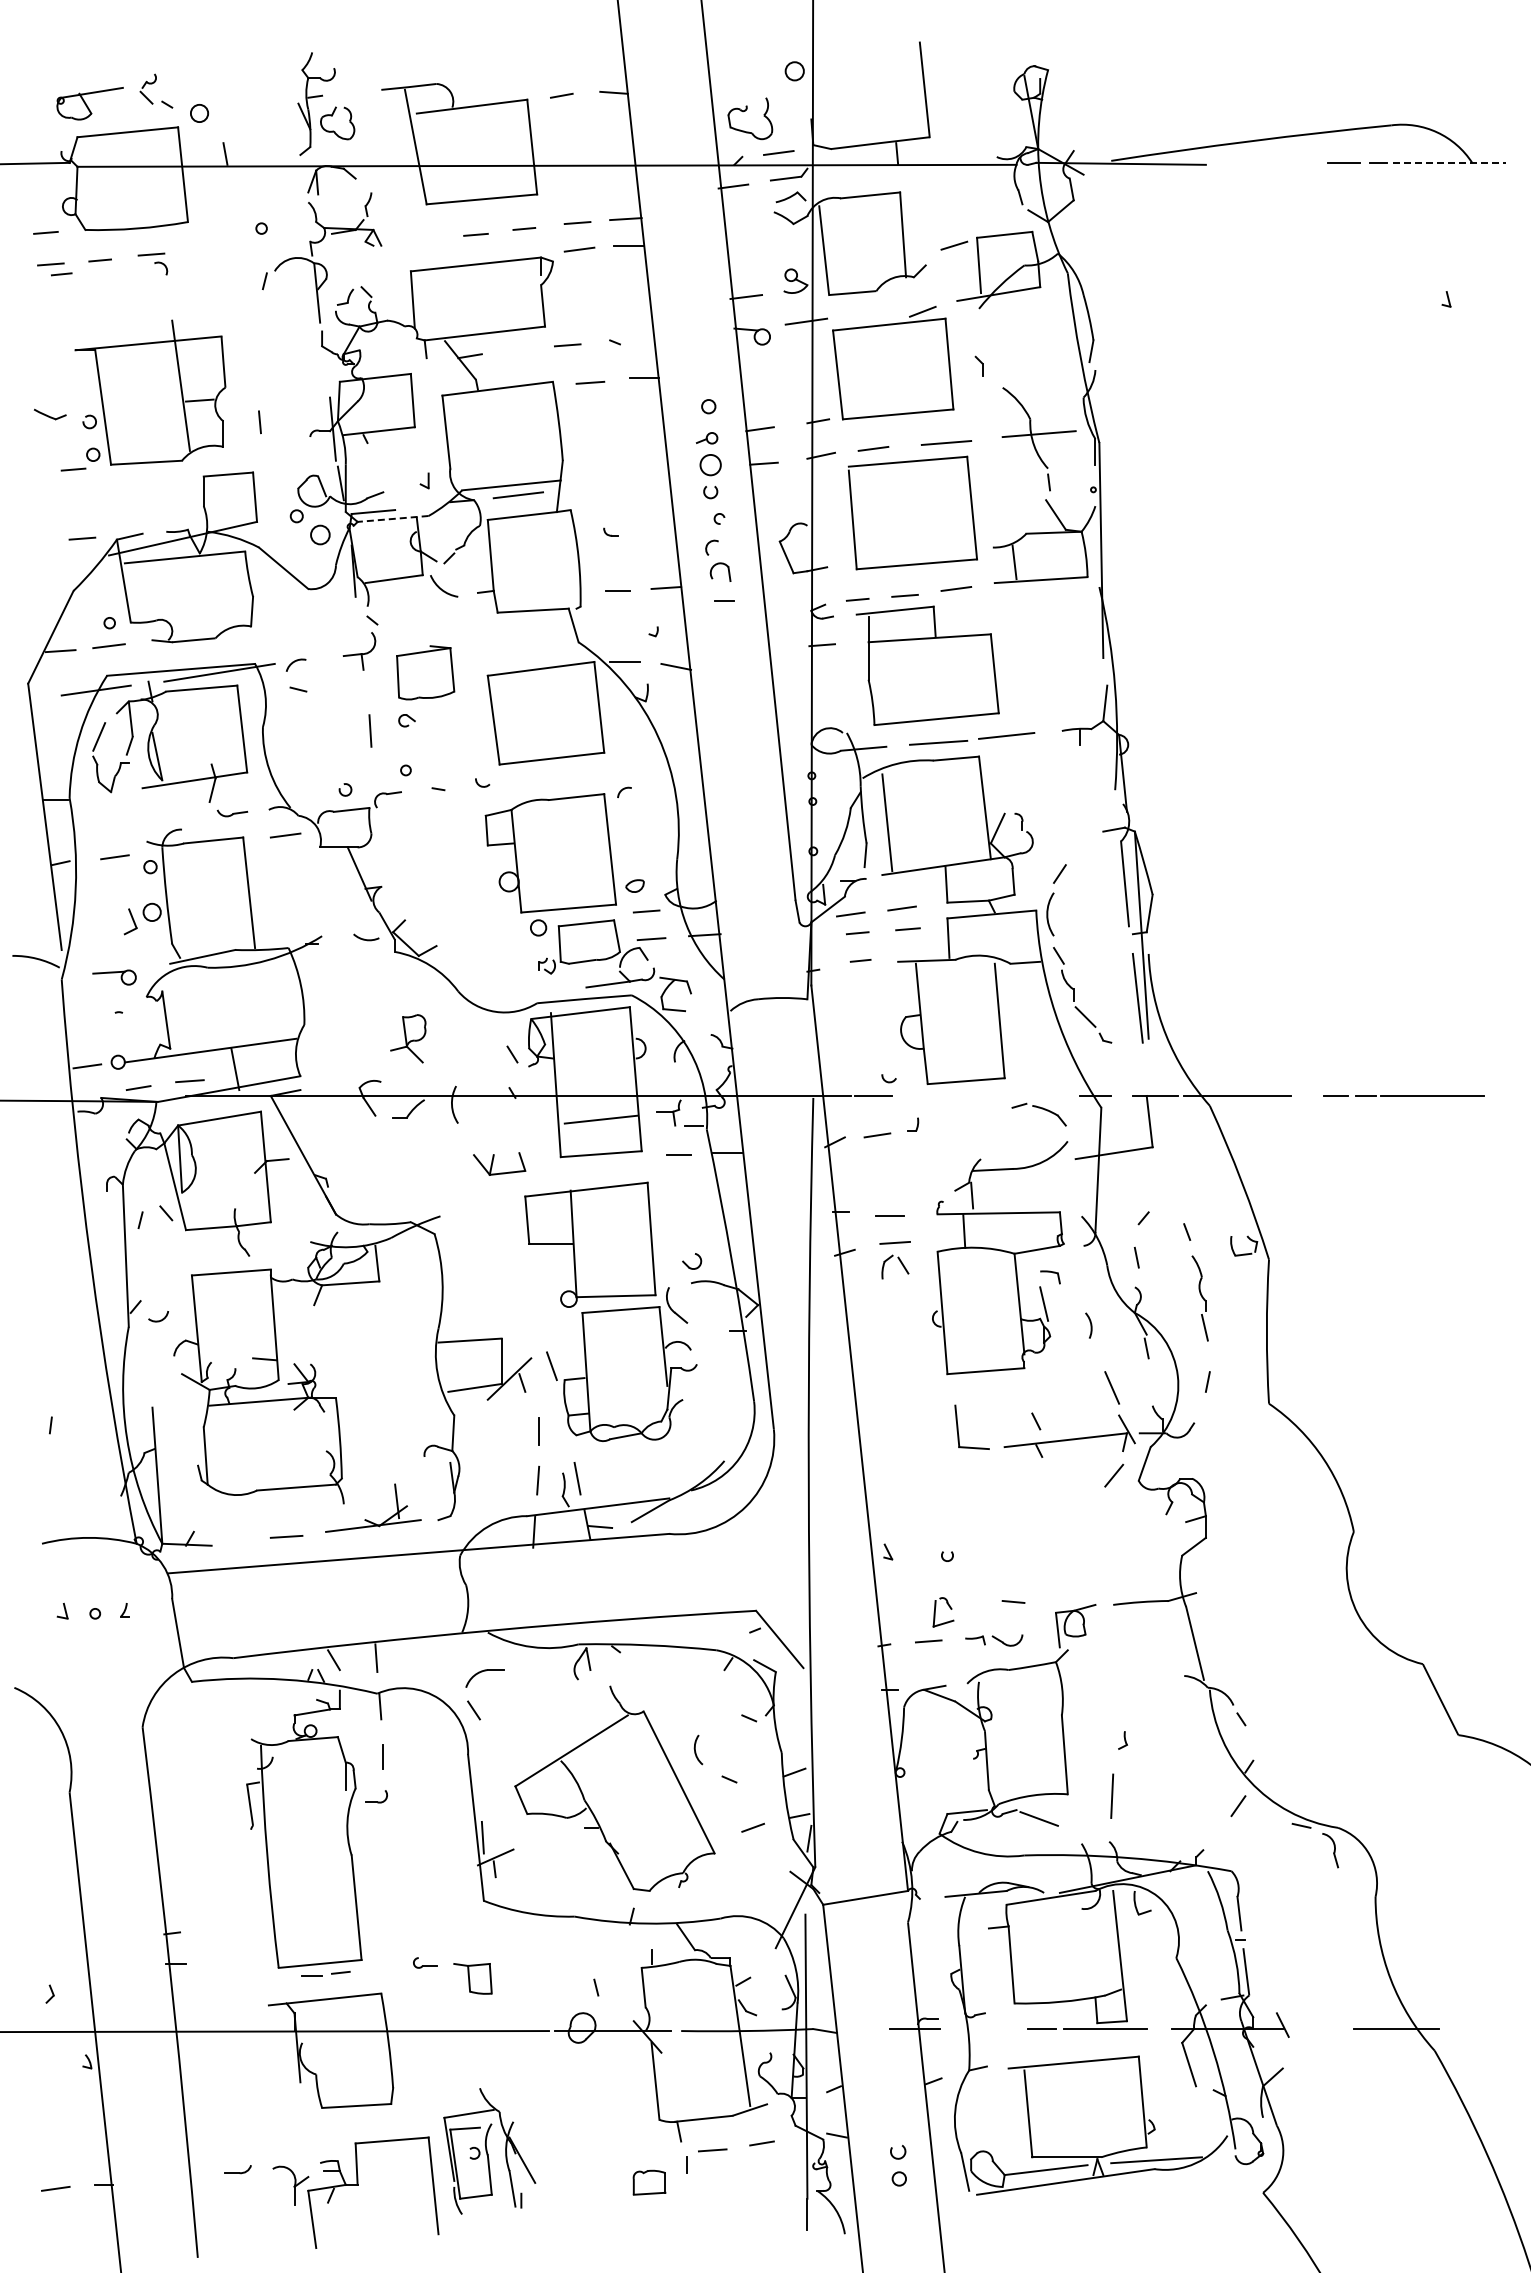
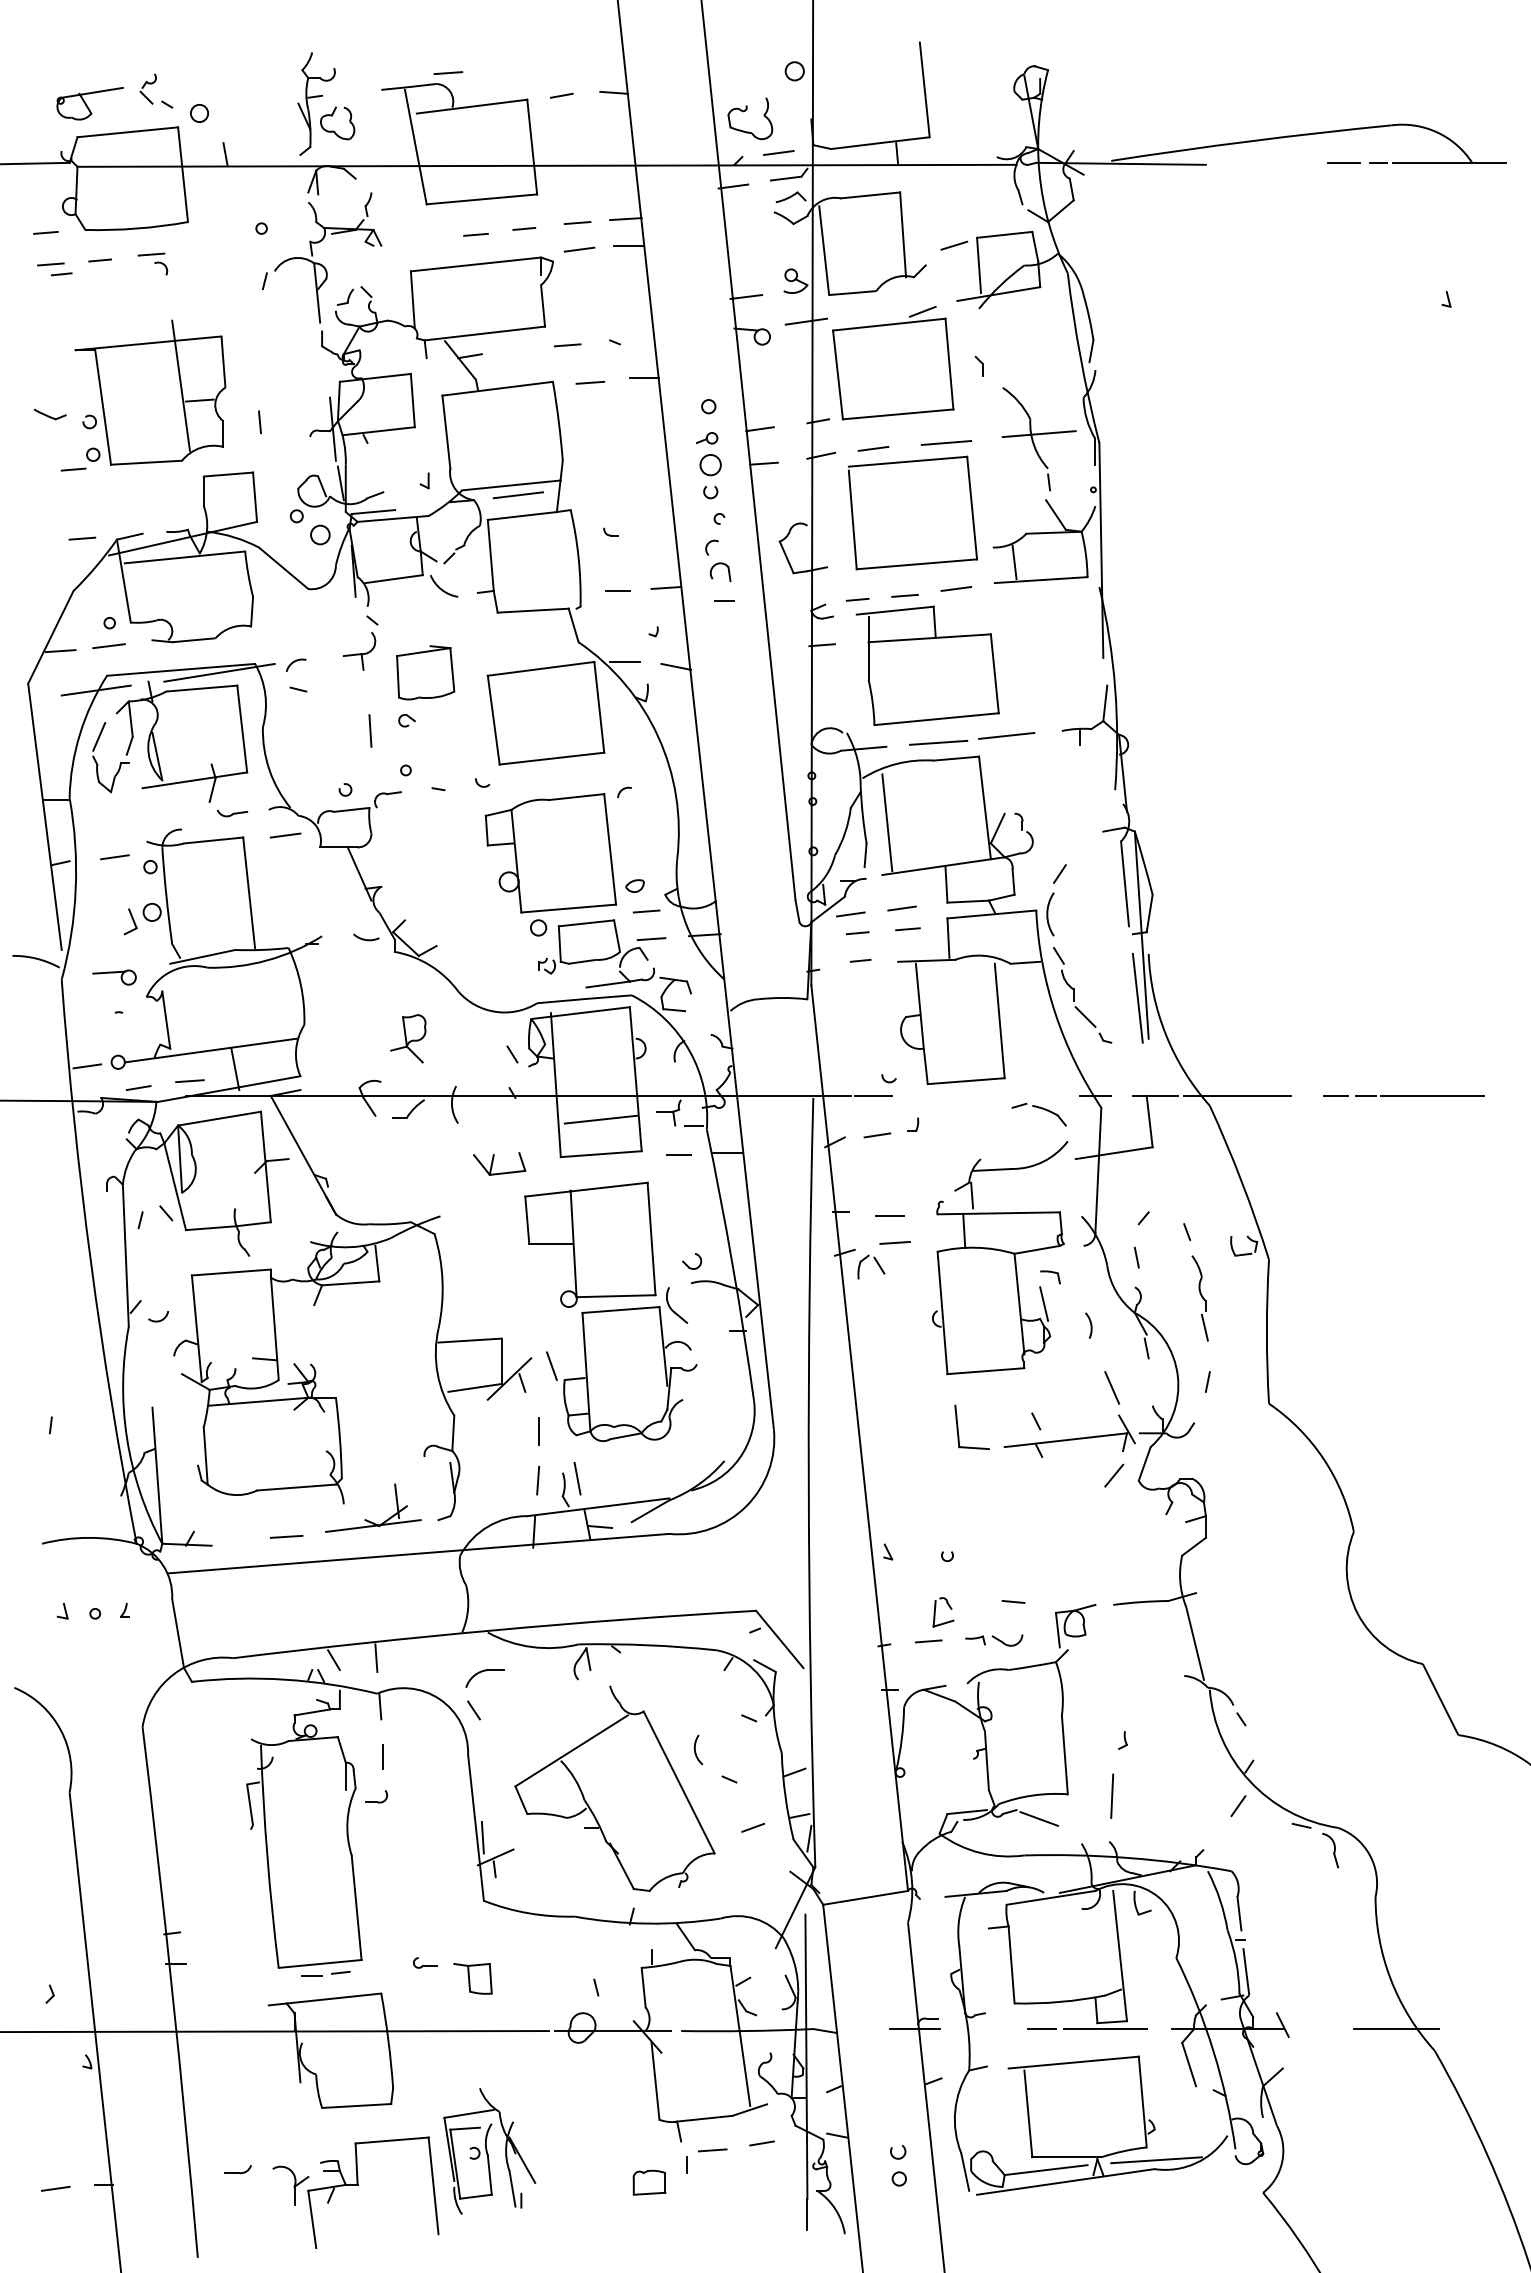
line: none -> present (448, 73)
line: dashed -> solid (1450, 162)
line: dashed -> solid (393, 518)
part position: (901, 1264) -> (877, 1264) (877, 1264)
